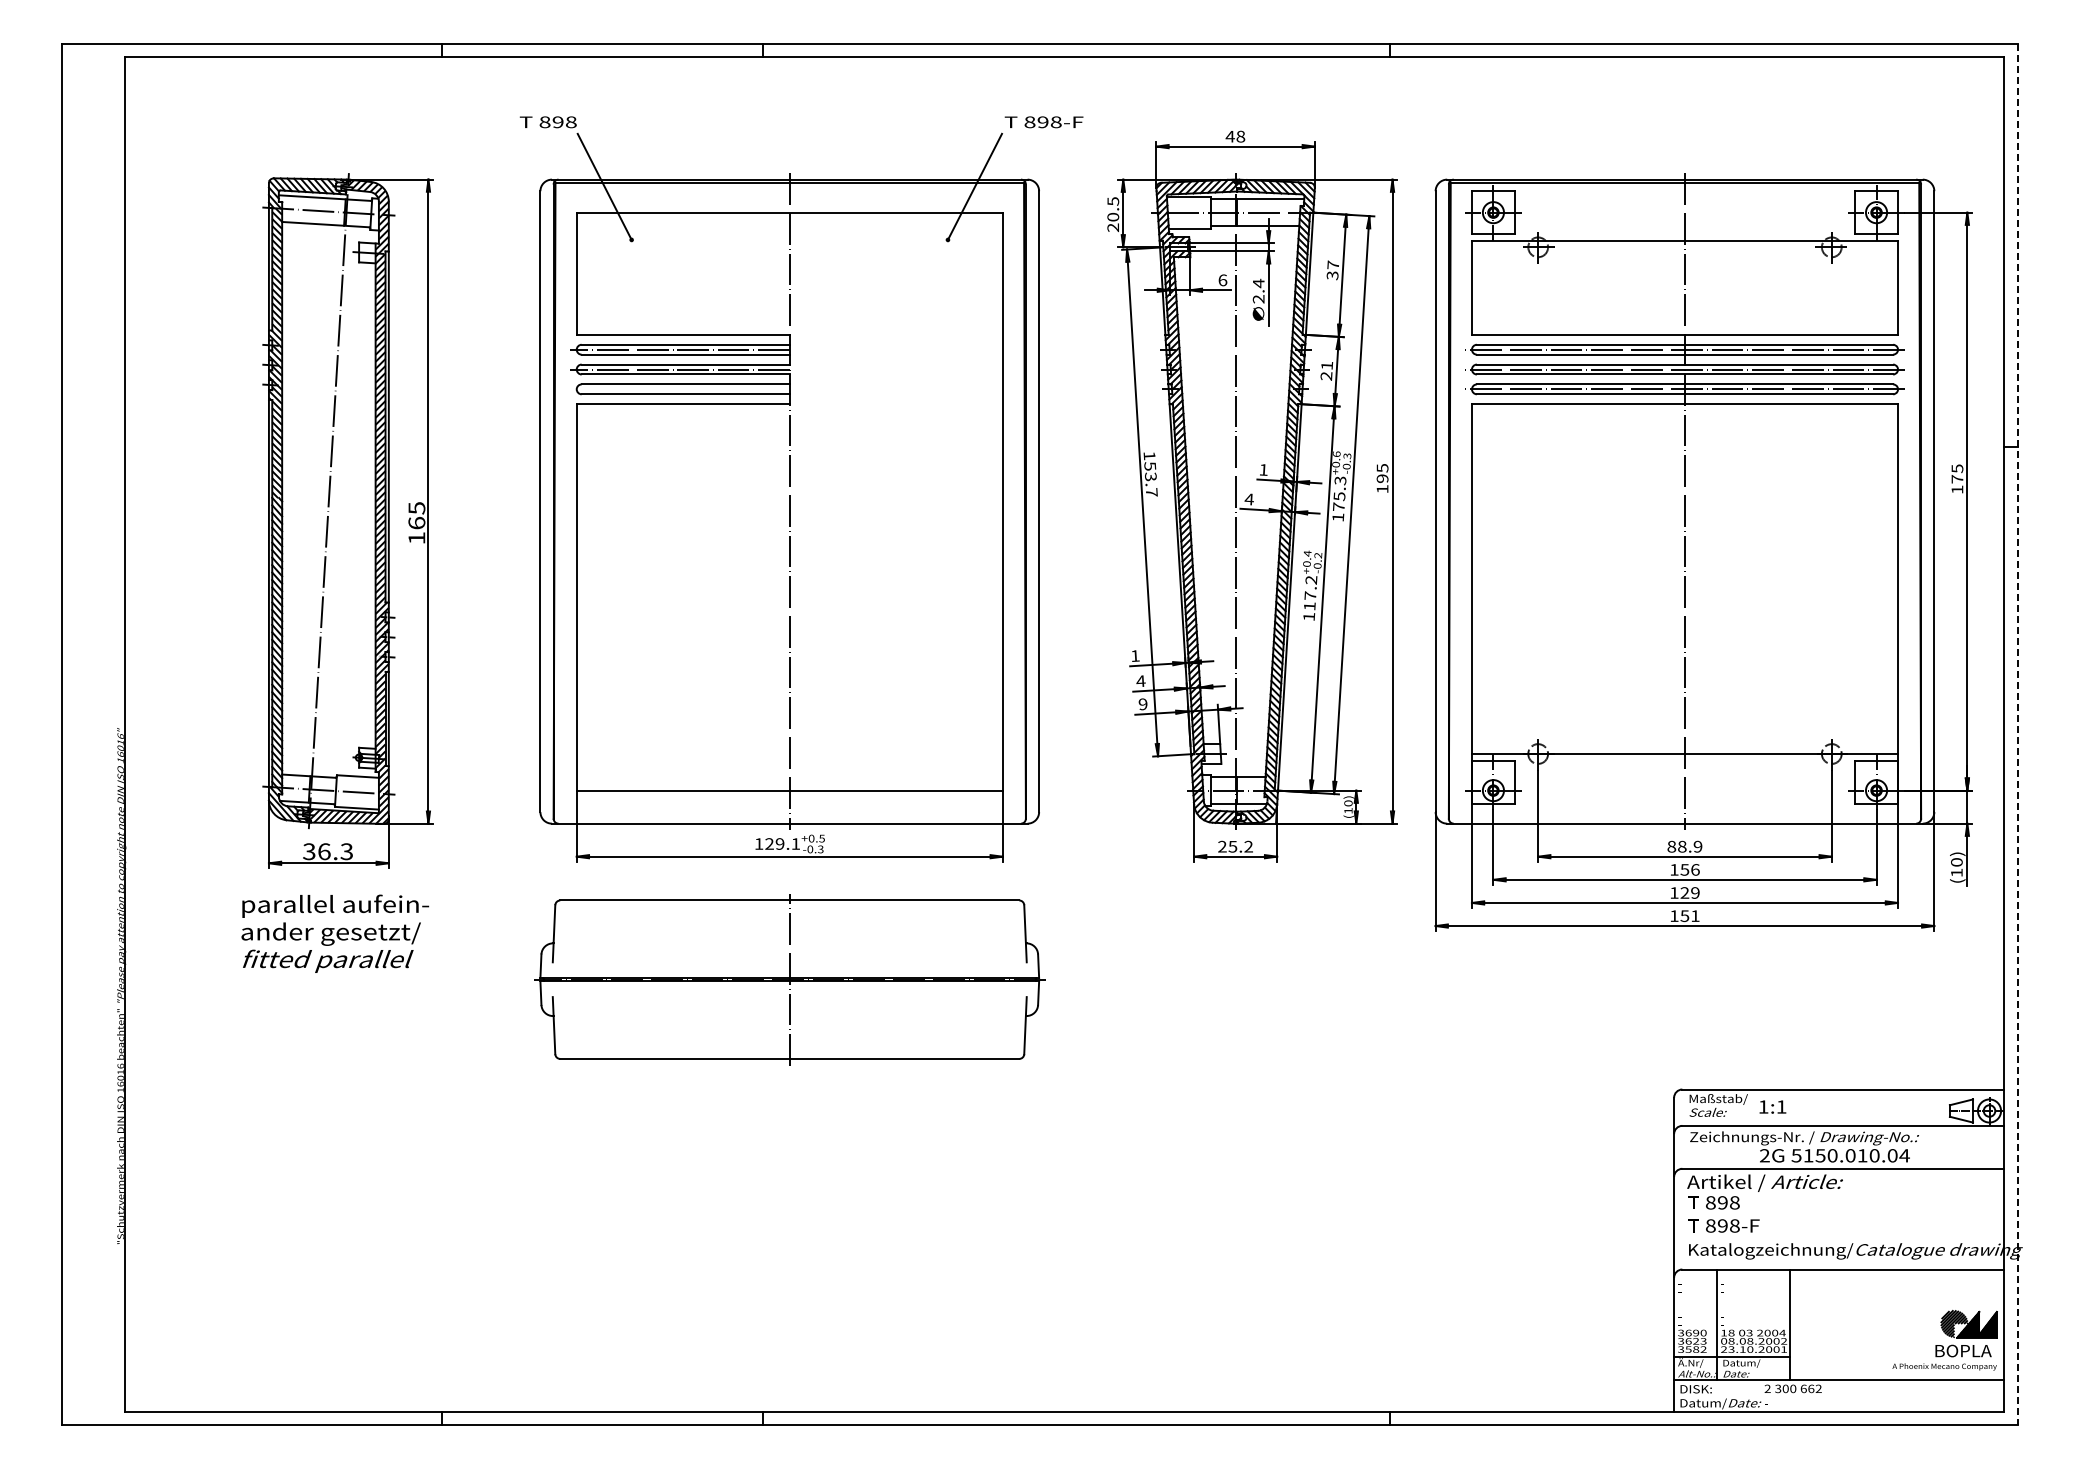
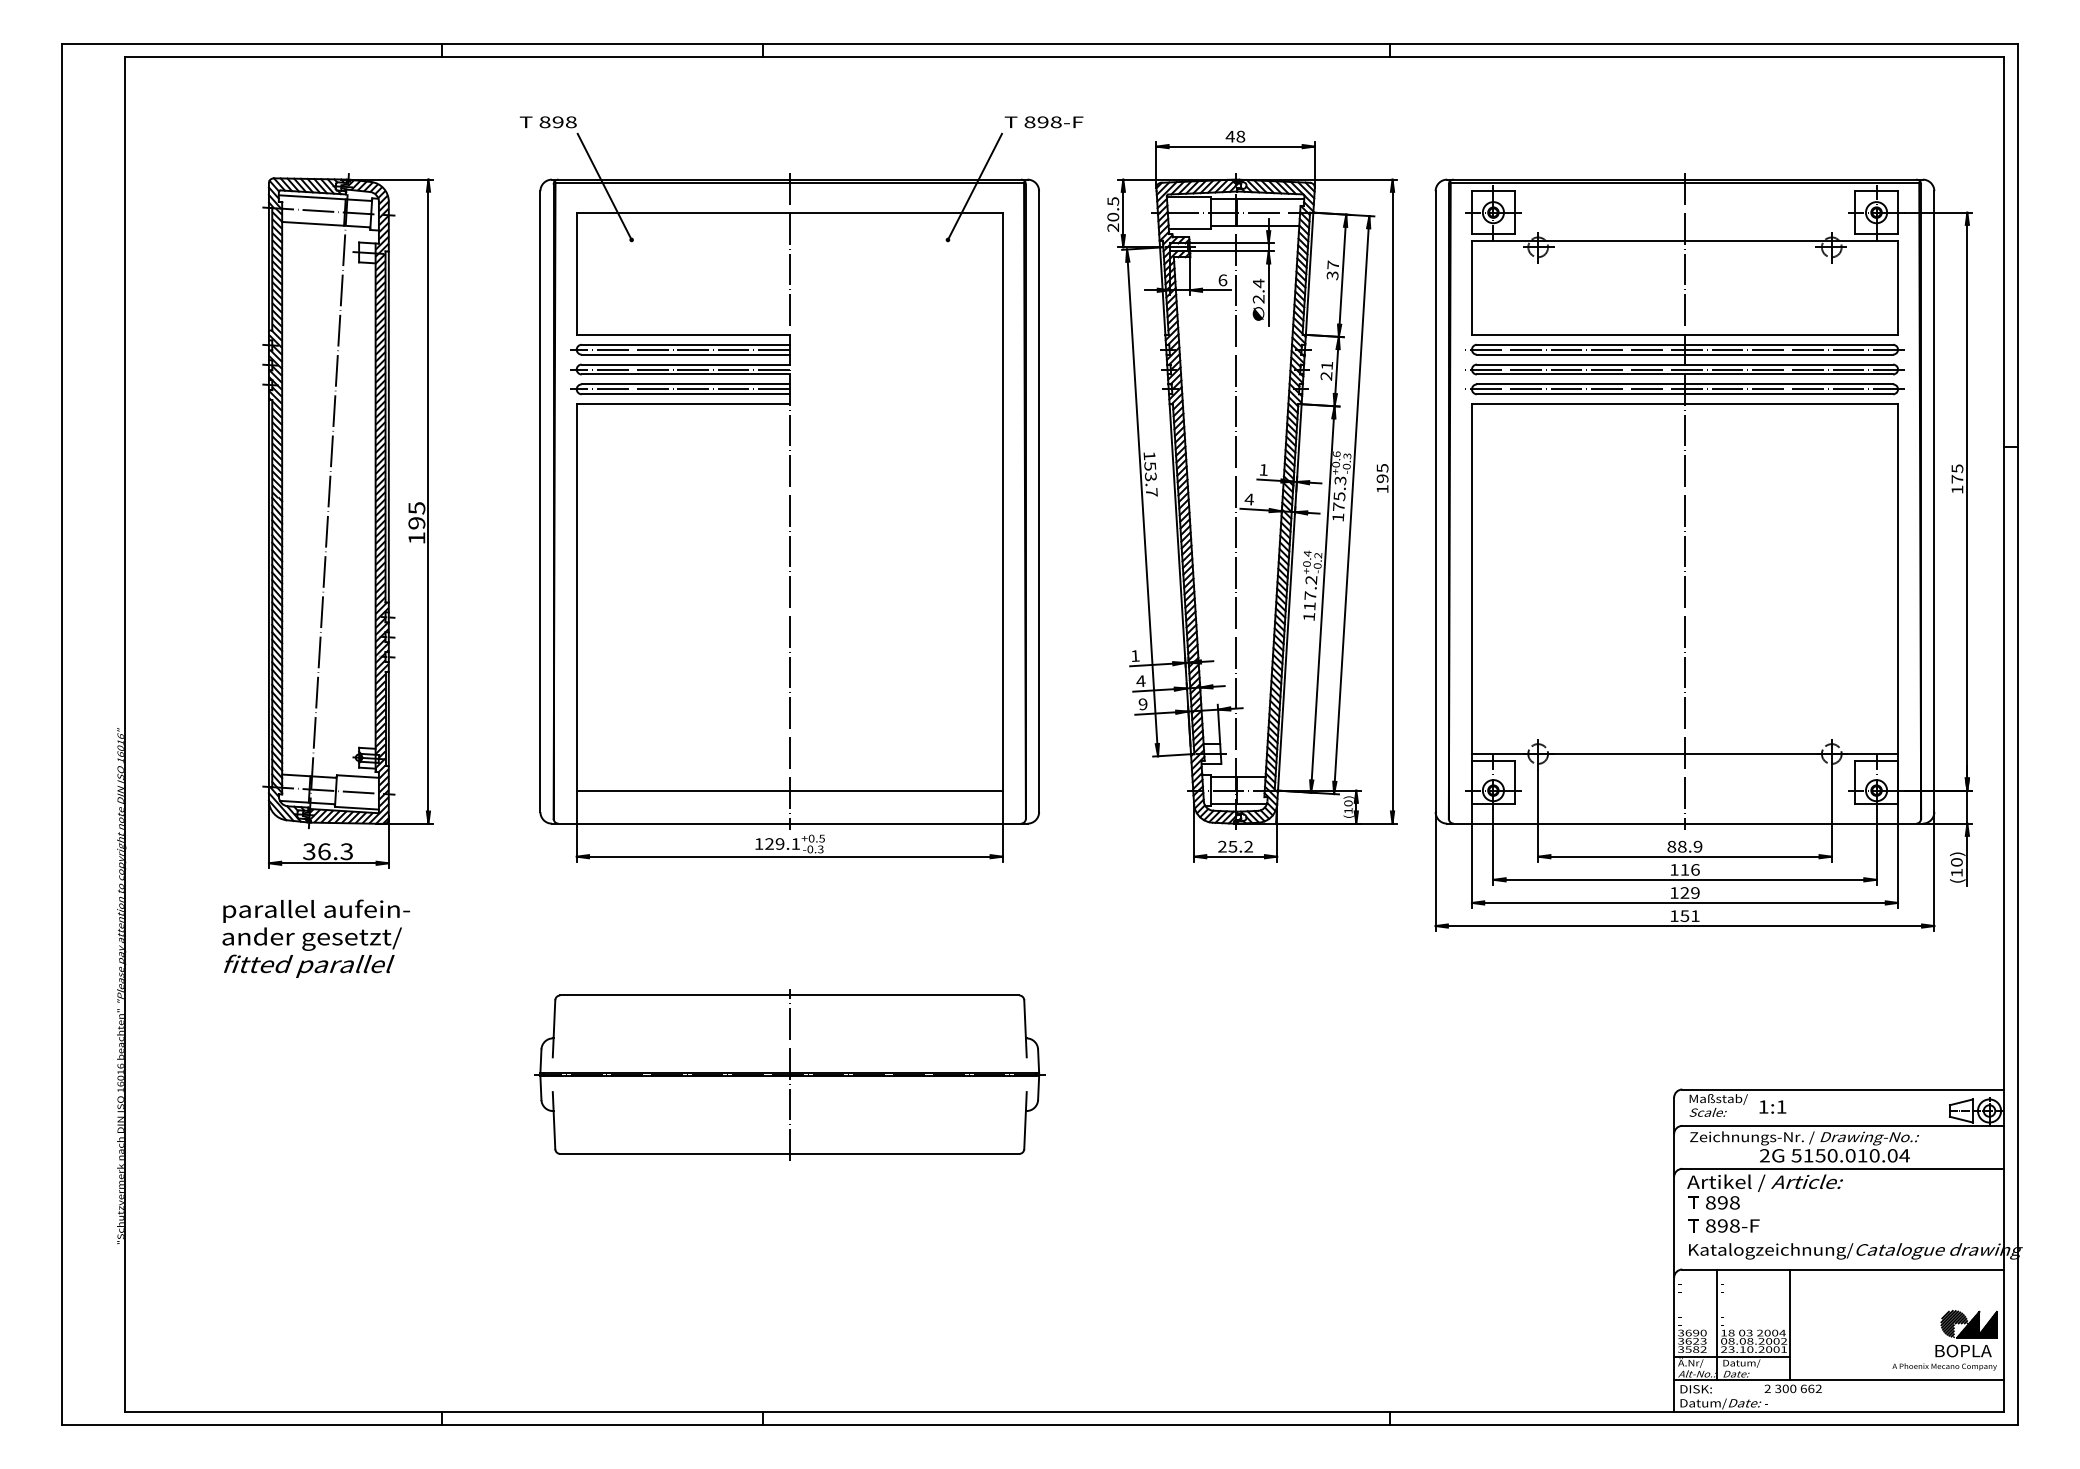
line: none -> present (679, 389)
text: 165 -> 195 (416, 523)
line: dashed -> solid (2017, 734)
text: 156 -> 116 (1684, 869)
text position: (335, 933) -> (316, 938) (316, 938)
part position: (789, 979) -> (789, 1074) (789, 1074)
